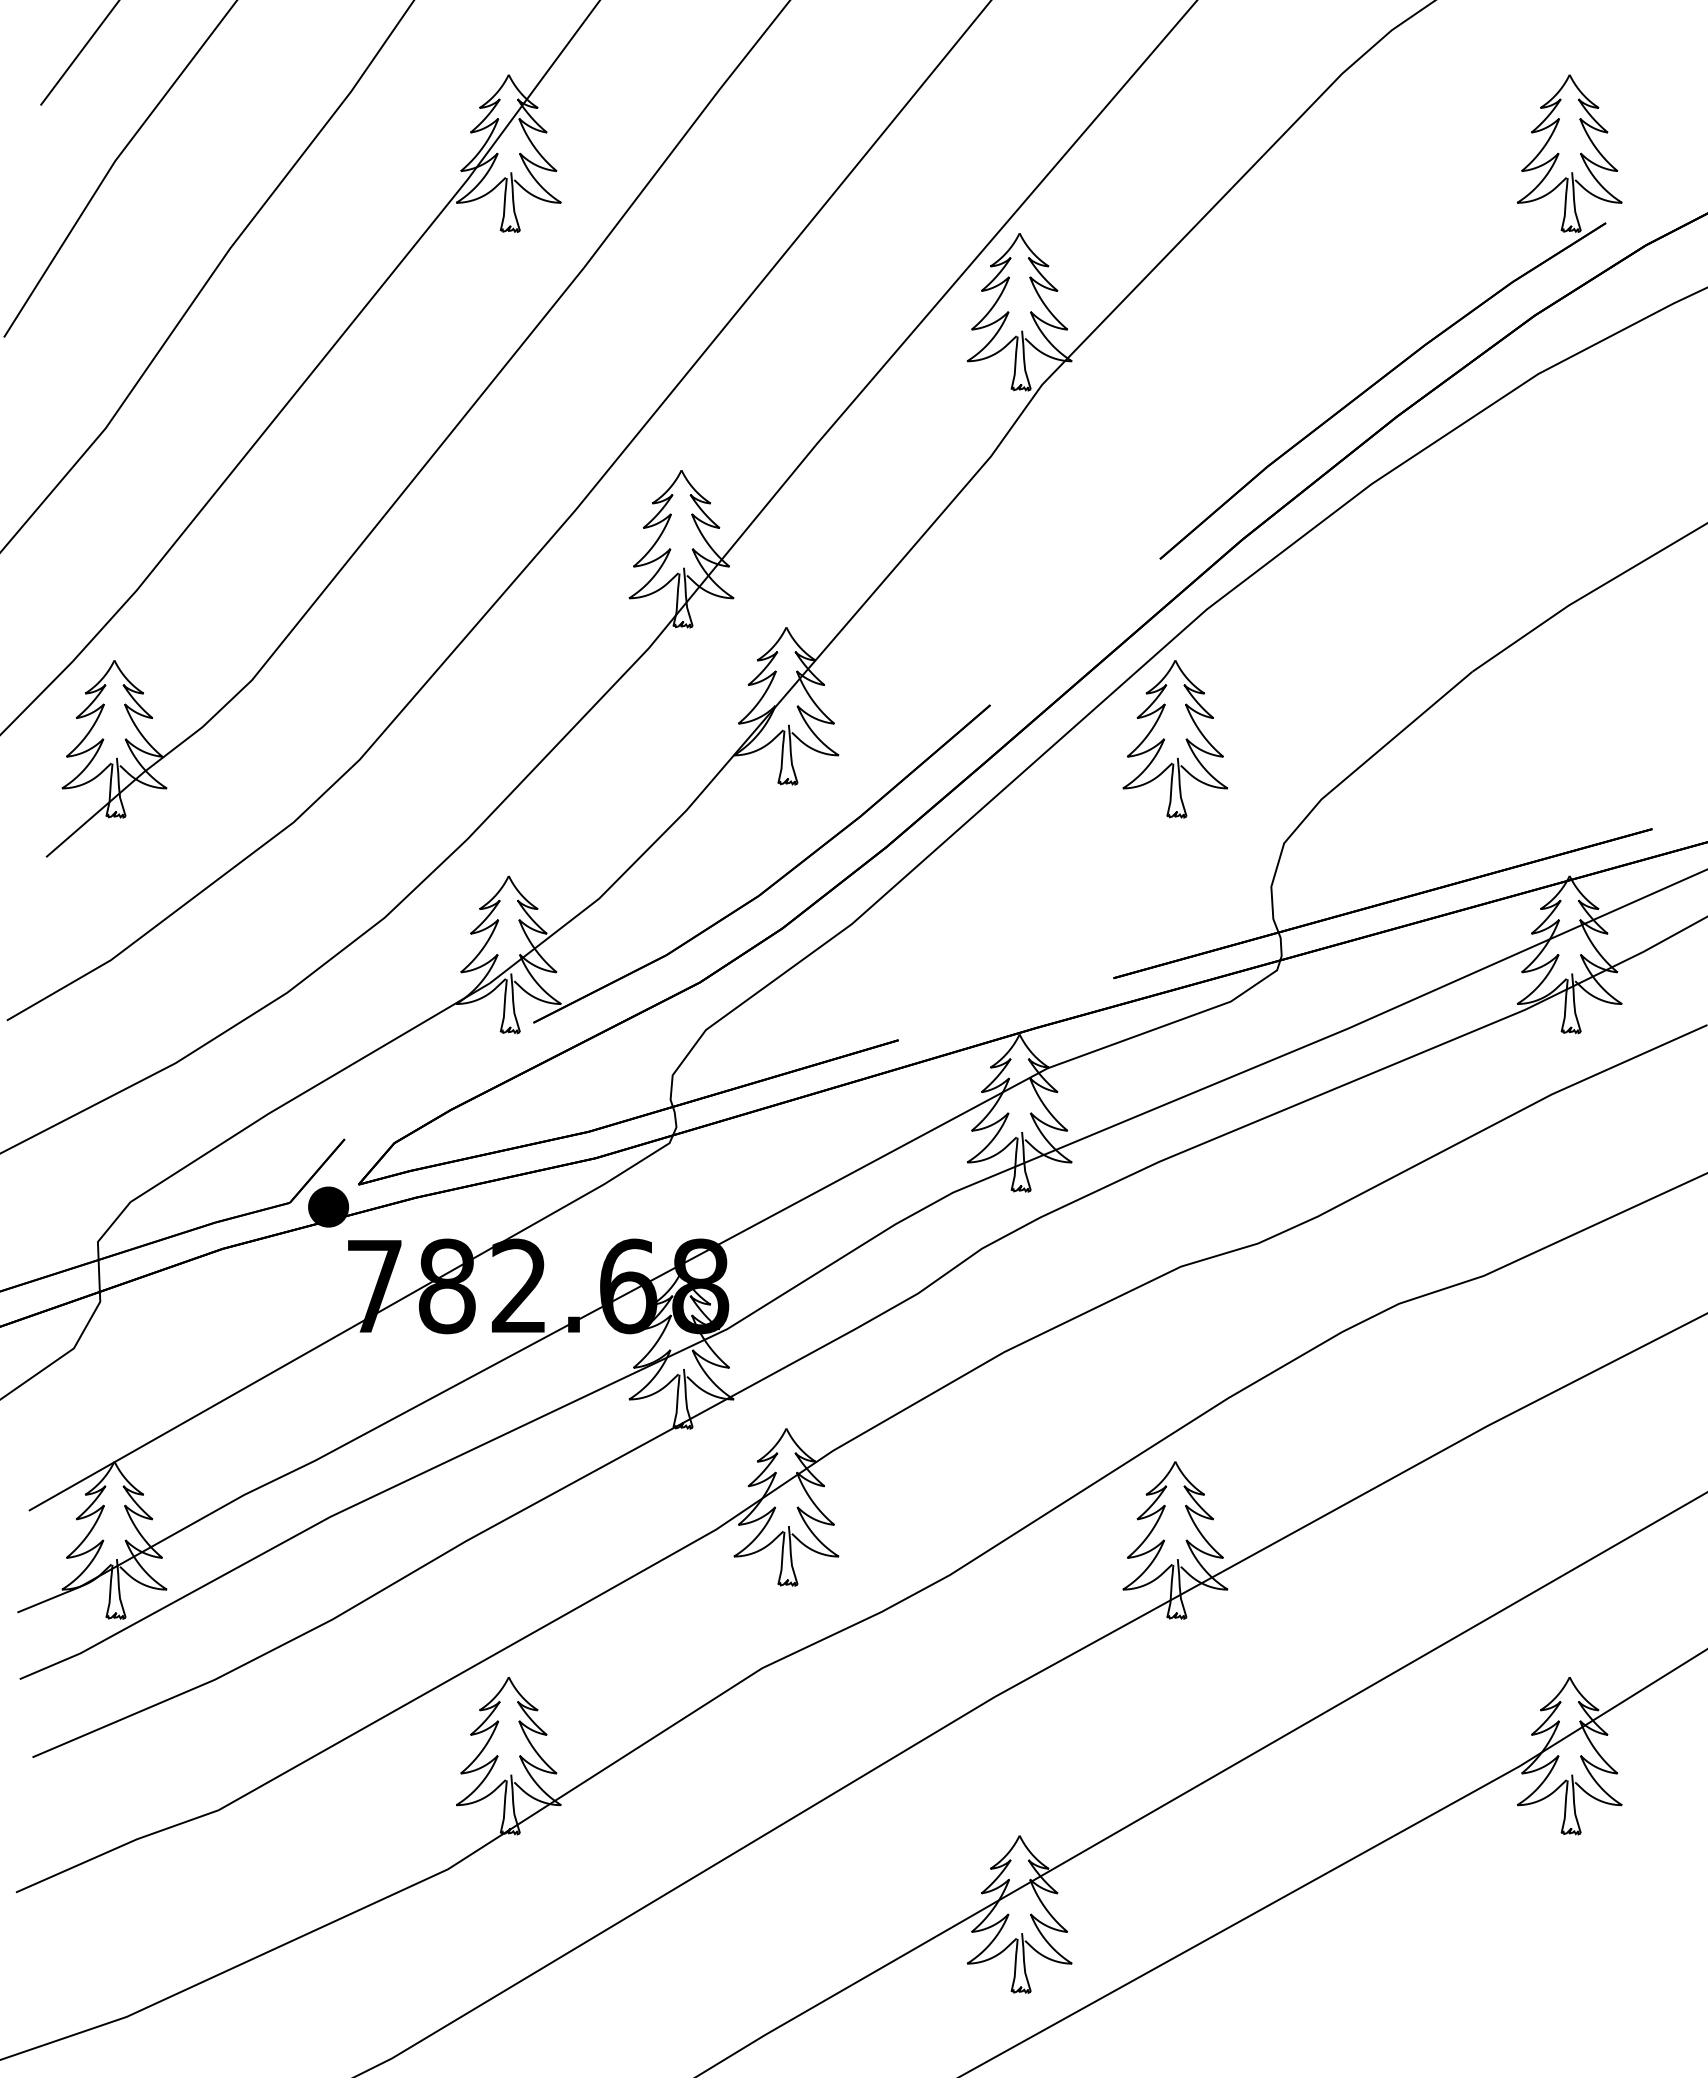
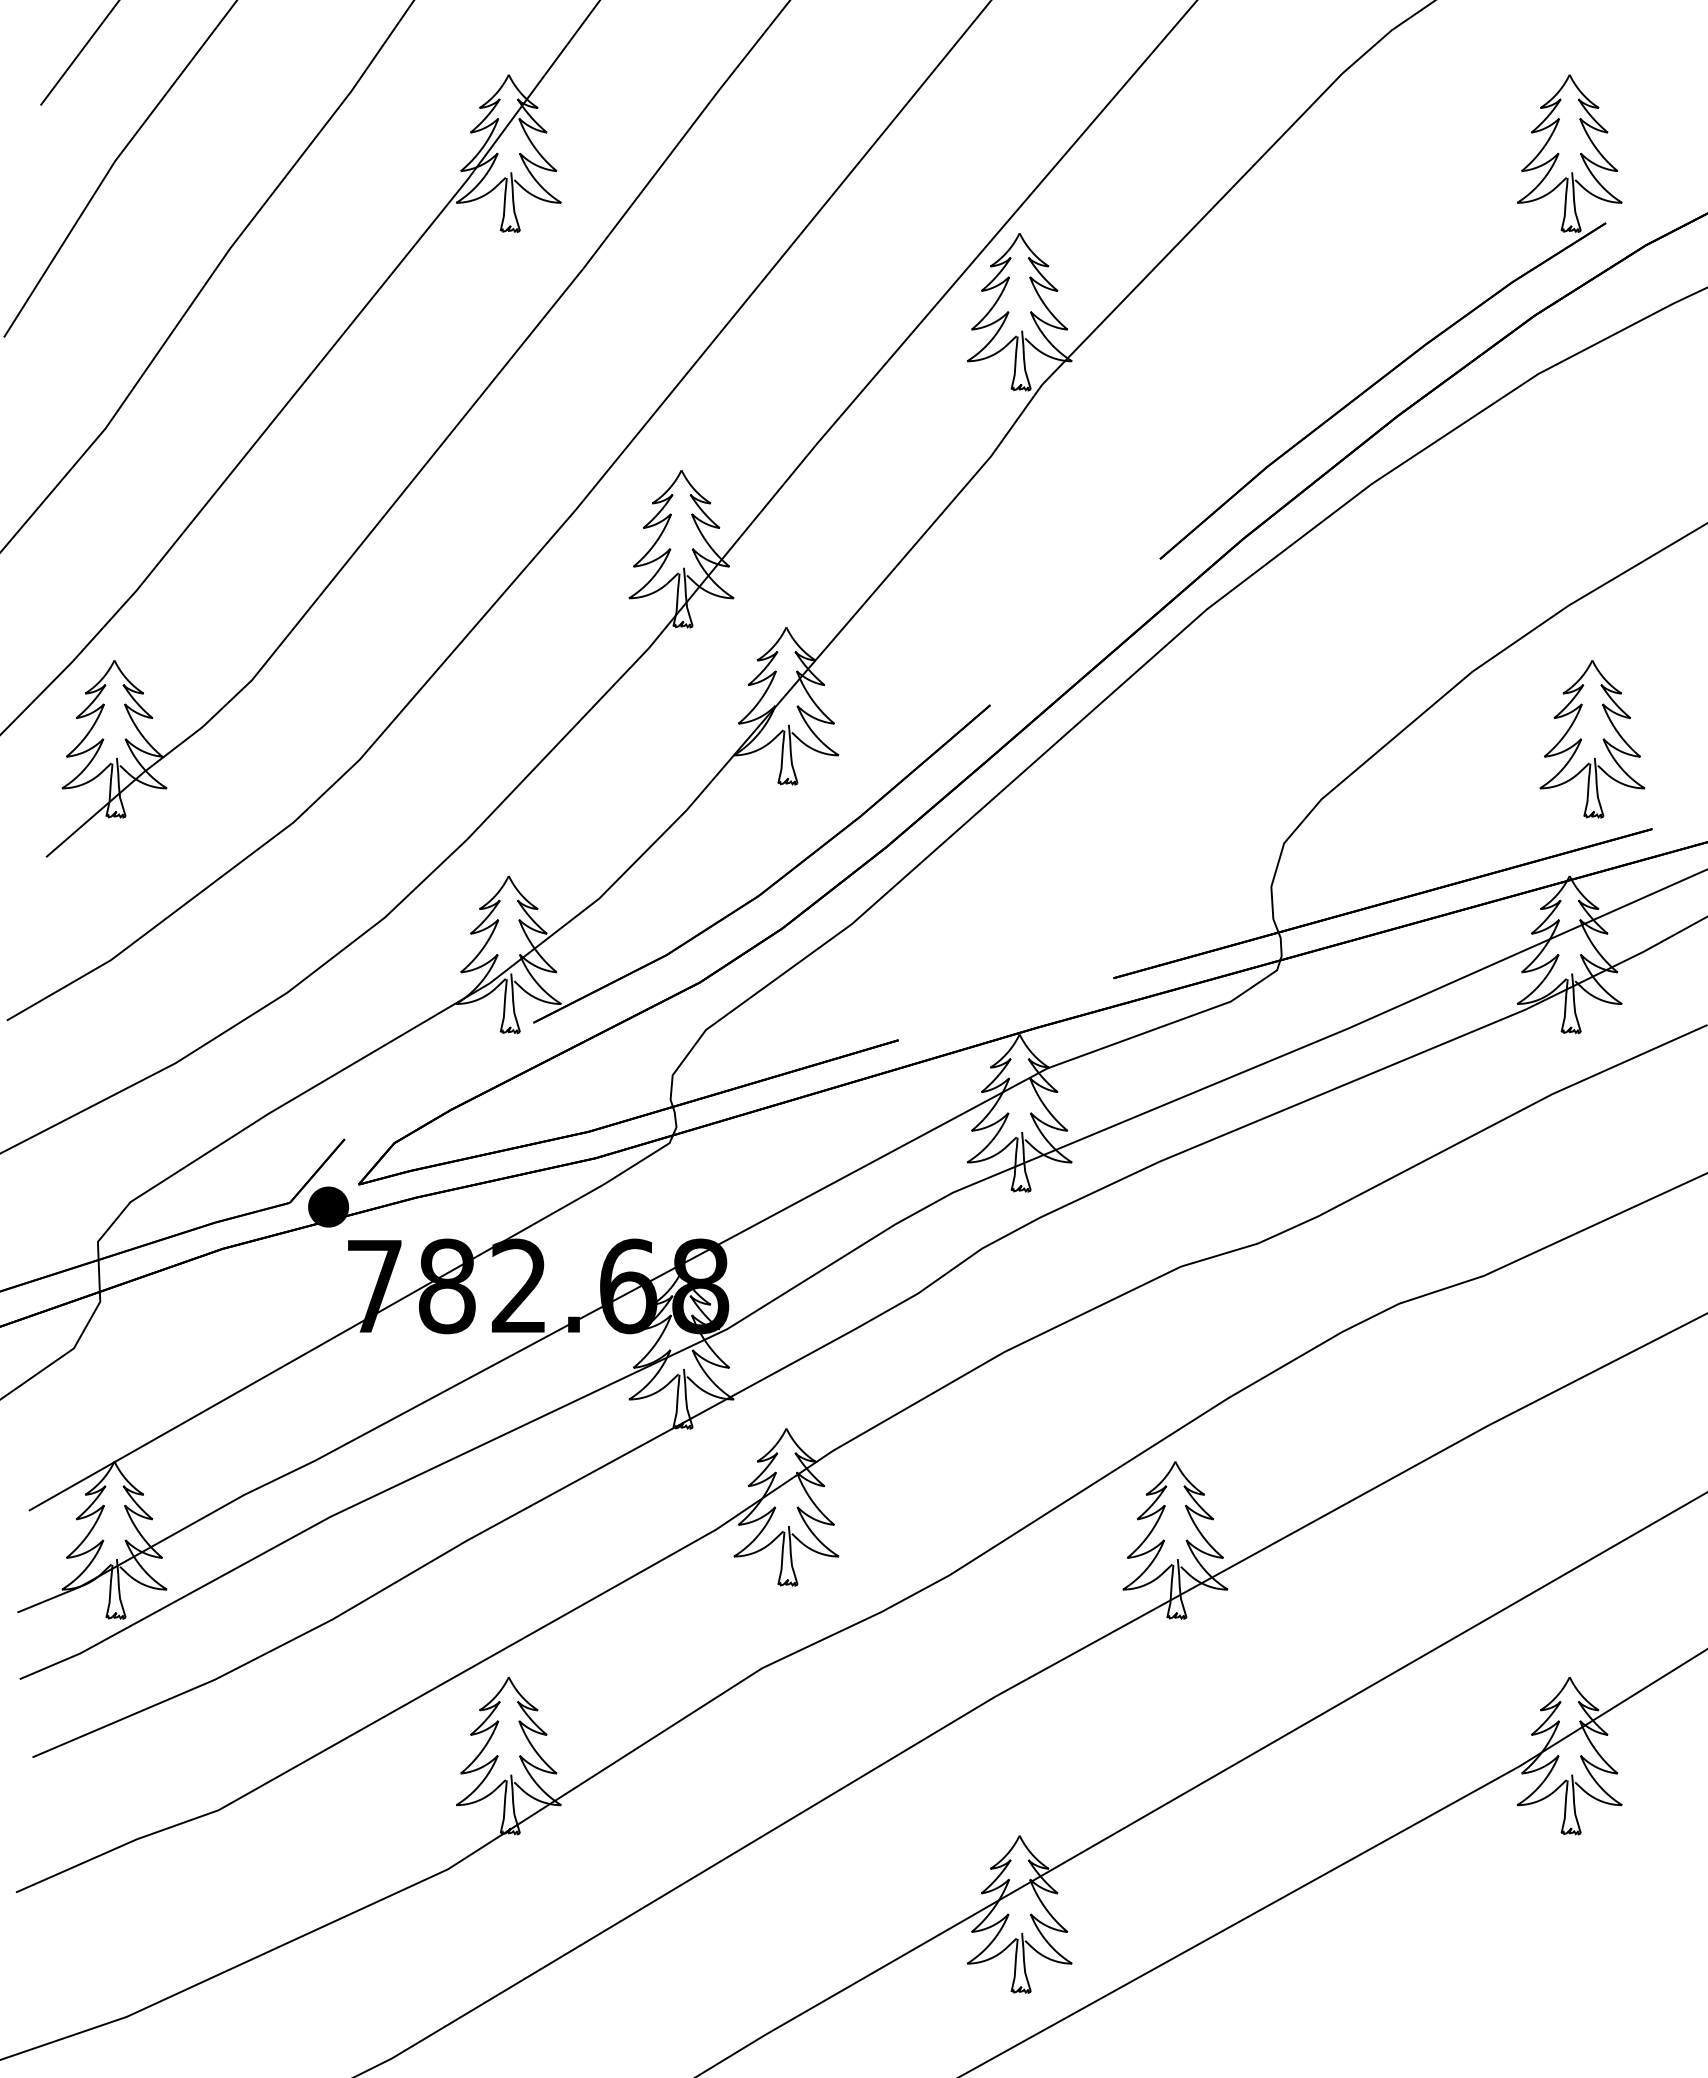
part position: (1175, 739) -> (1592, 739) (1592, 739)
